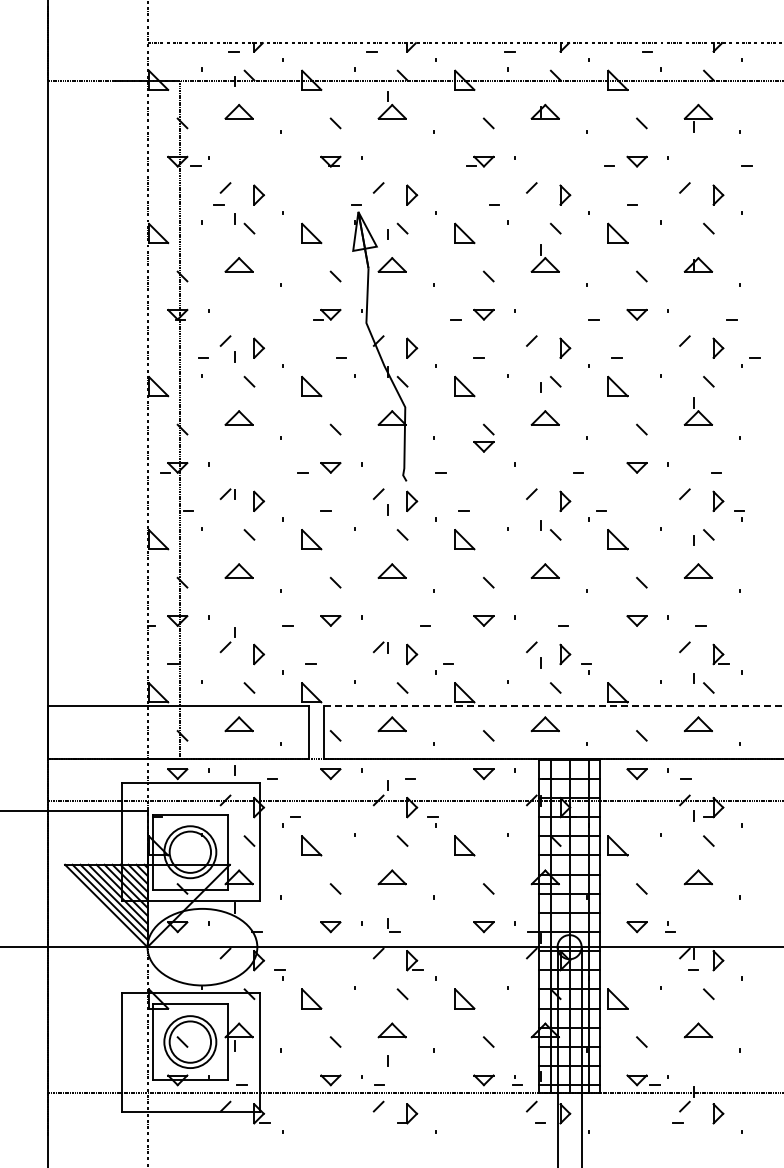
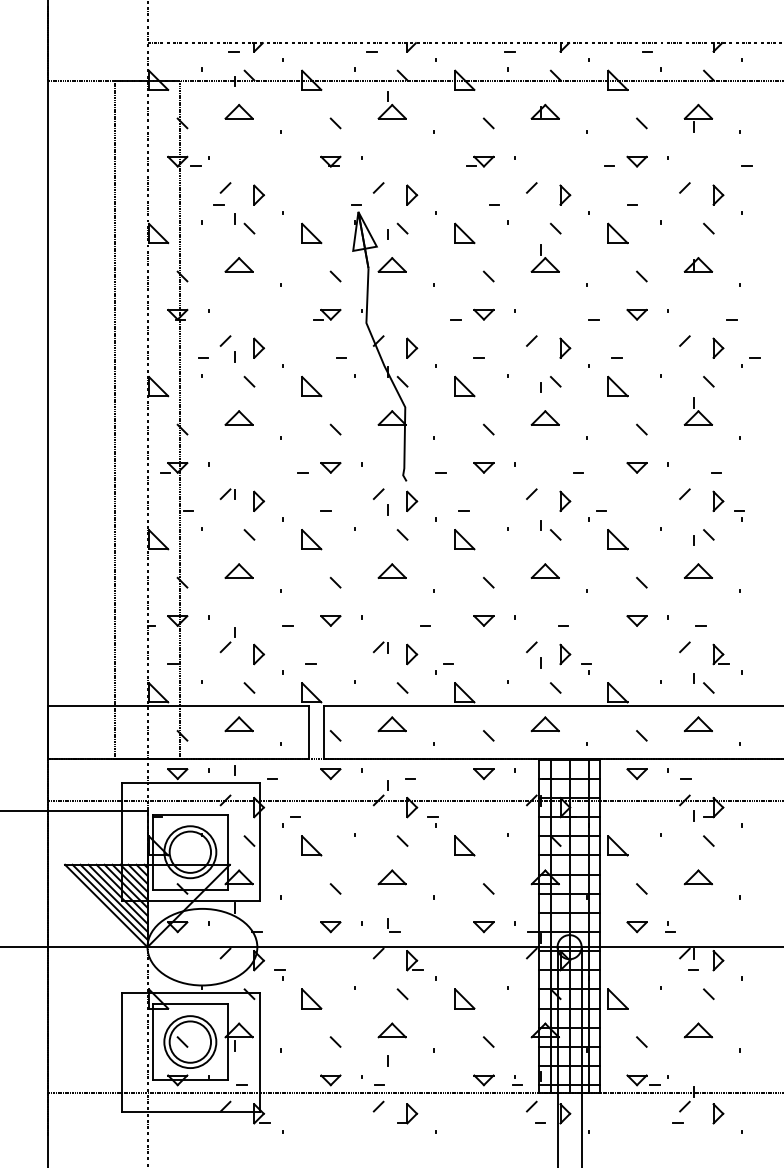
line: none -> present (115, 419)
part position: (483, 446) -> (483, 467) (483, 467)
line: dashed -> solid (553, 706)
